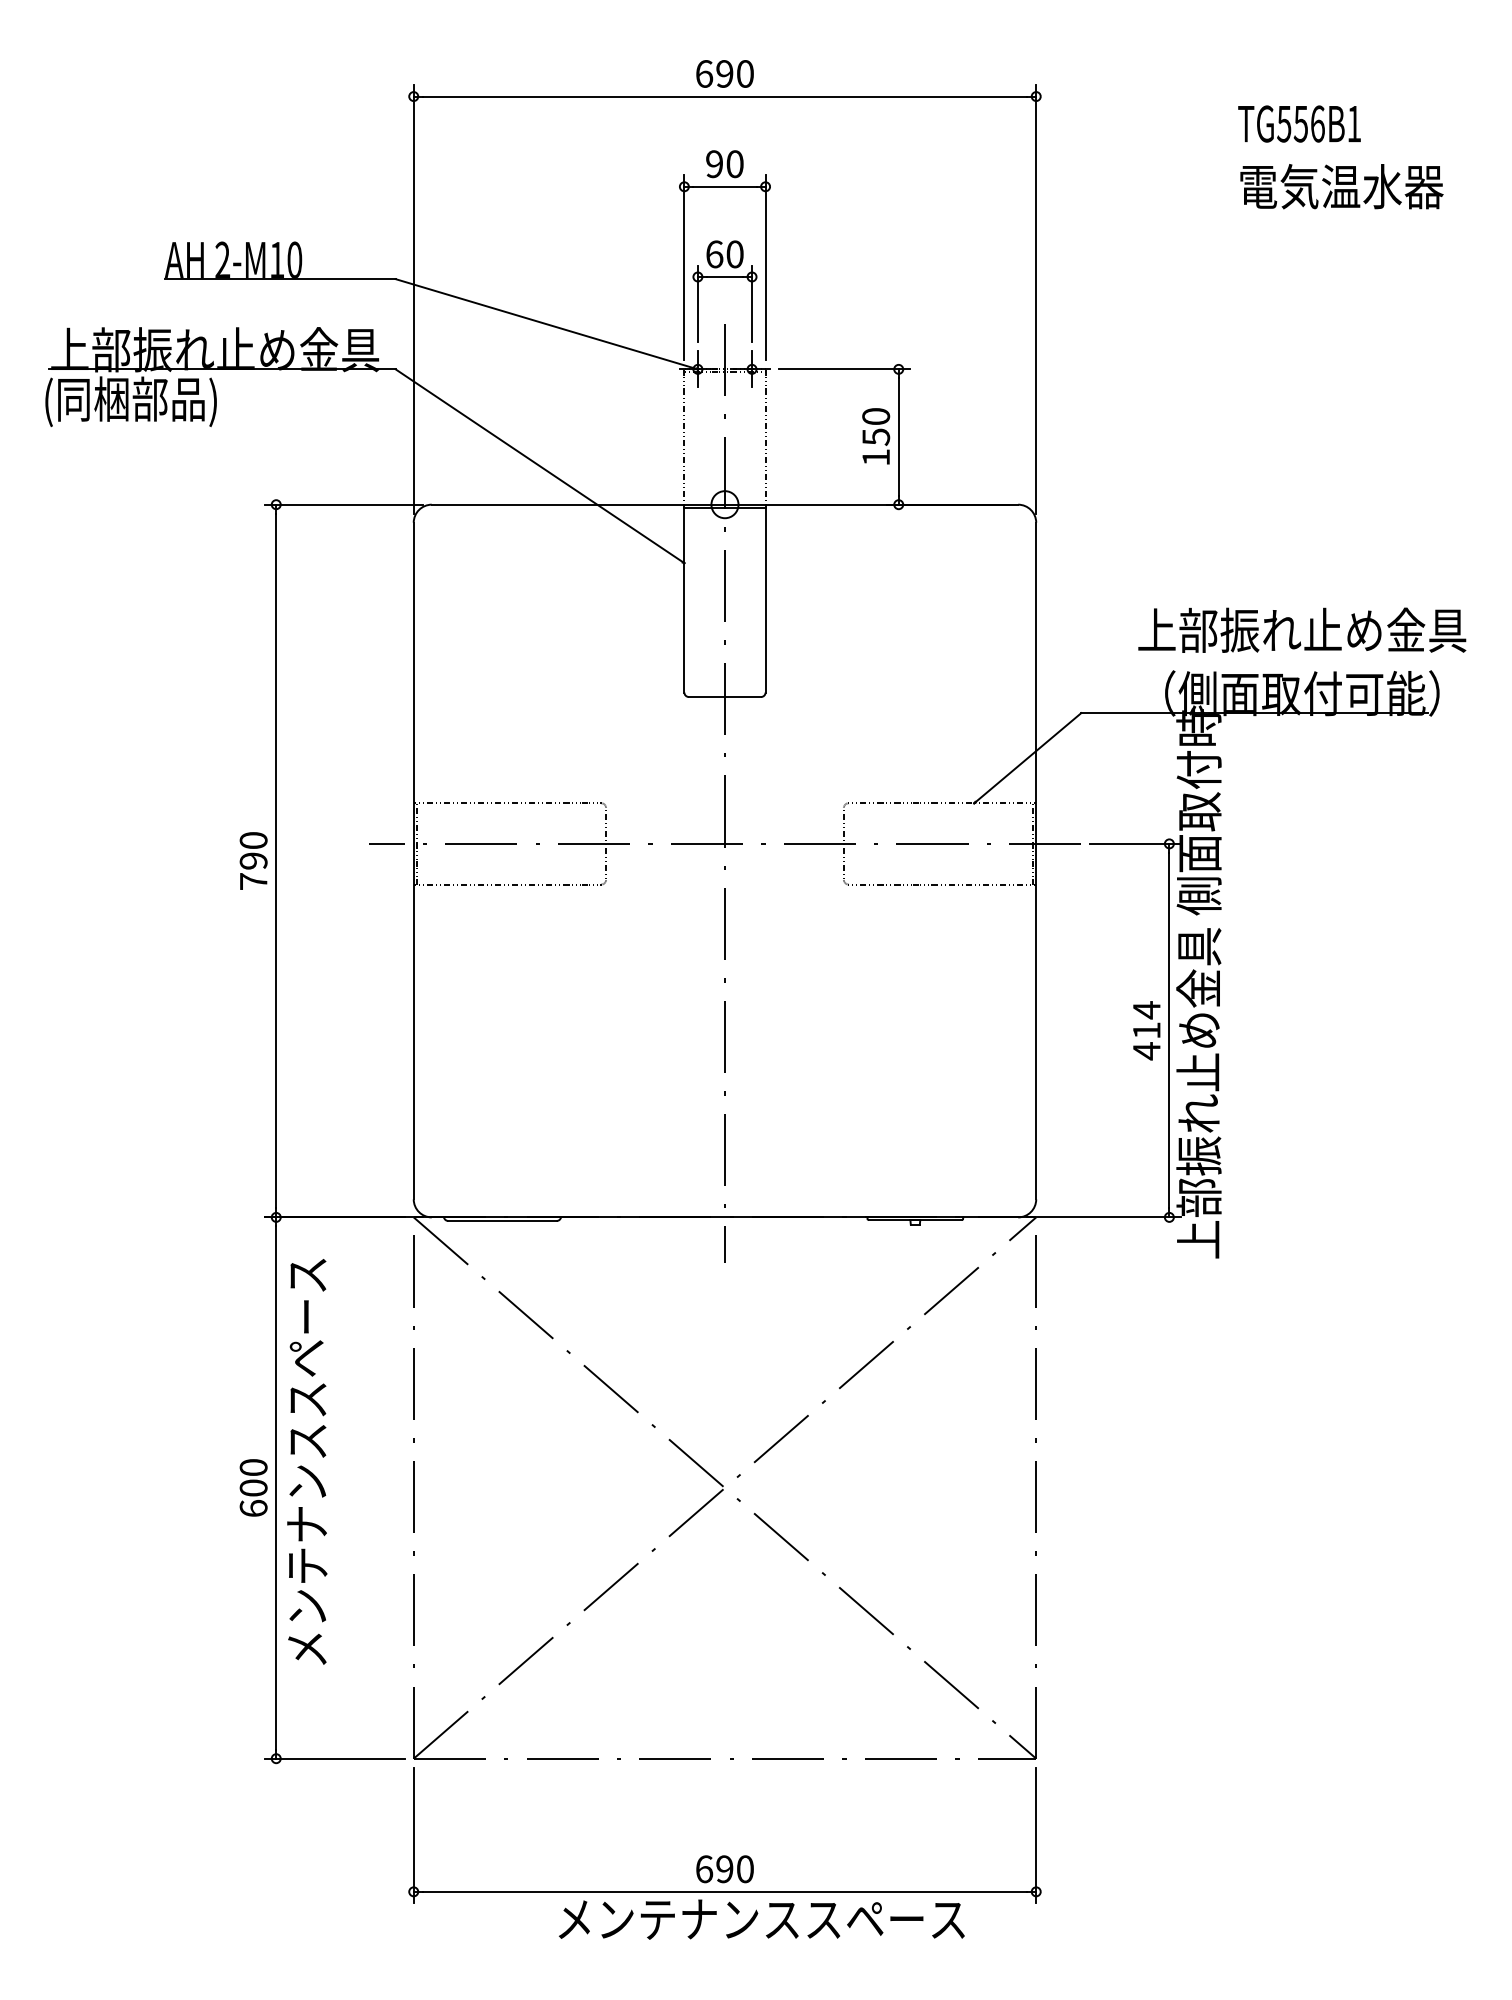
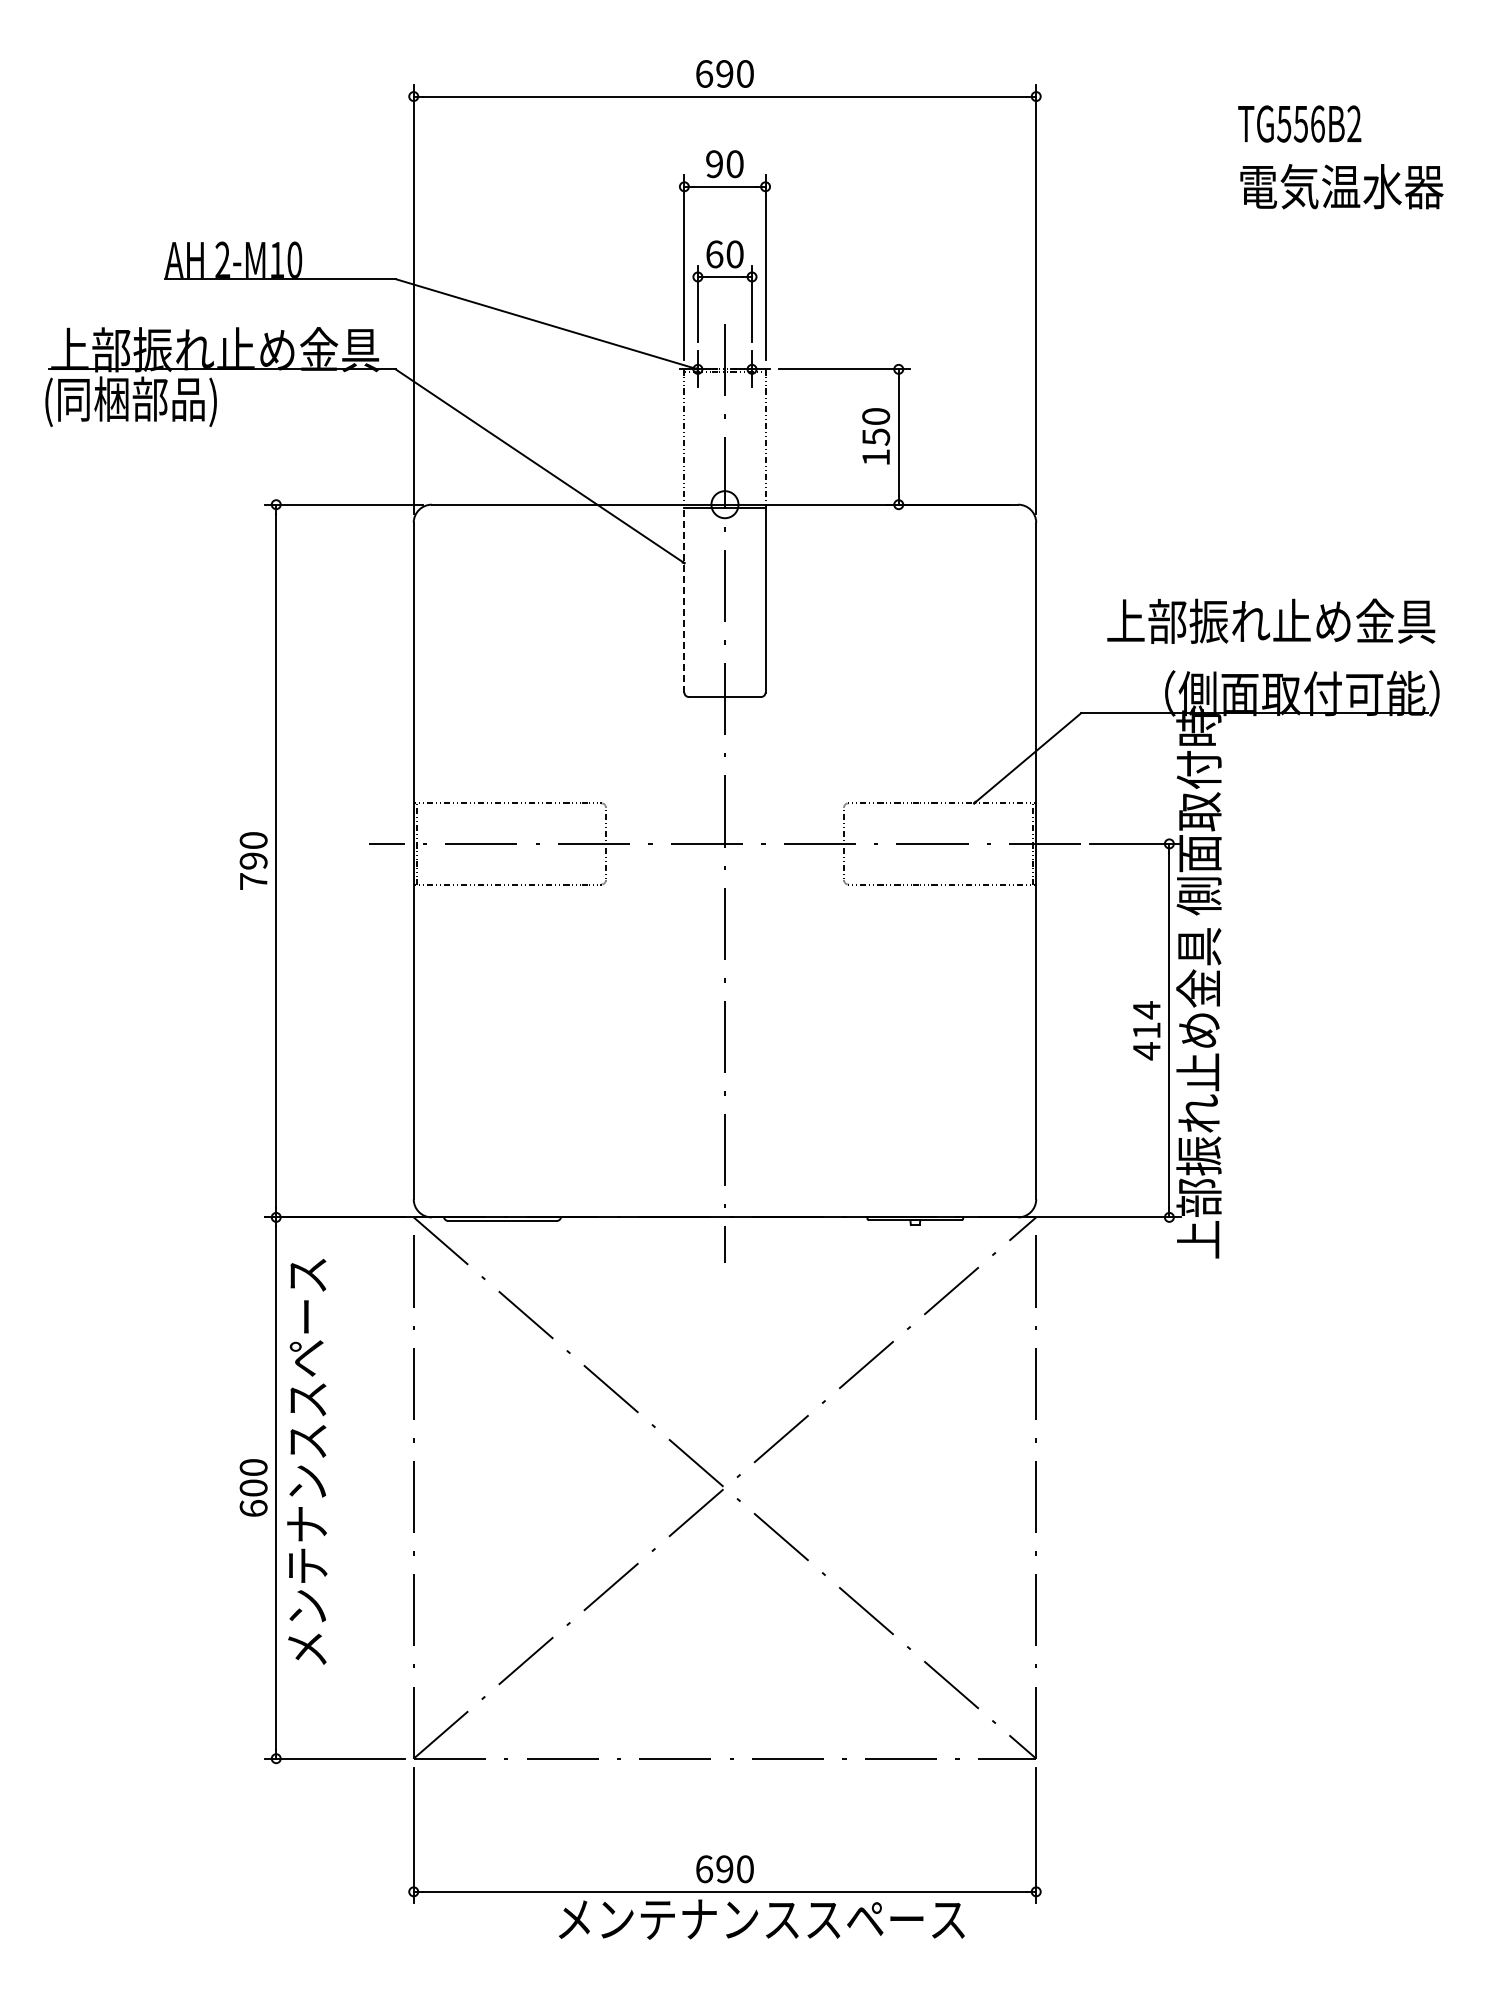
text: TG556B1 -> TG556B2 (1354, 123)
line: solid -> dashed (684, 598)
text position: (1302, 629) -> (1271, 620) (1271, 620)
